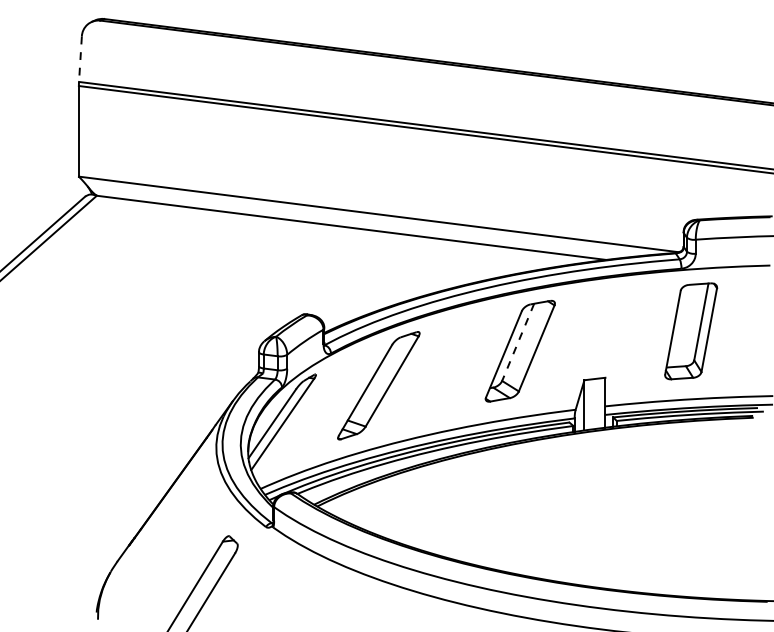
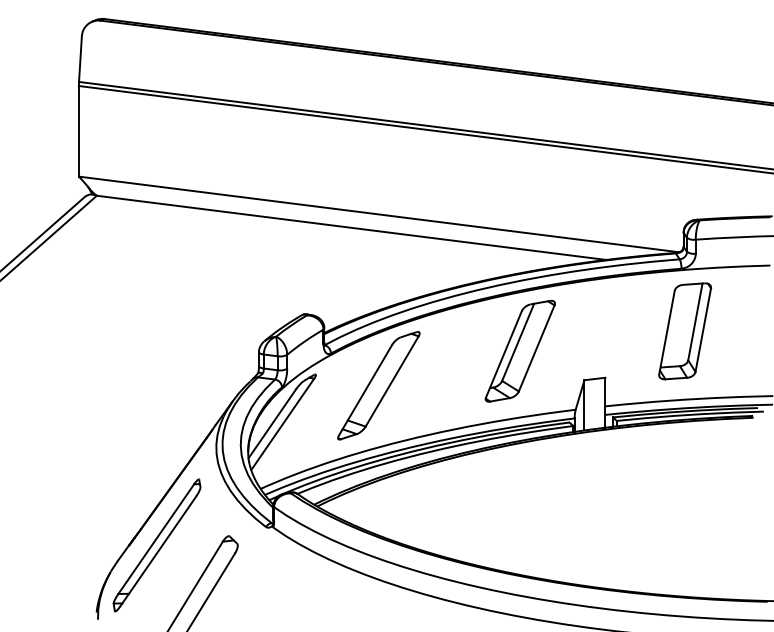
line: dashed -> solid (80, 59)
part position: (691, 331) -> (685, 331) (685, 331)
line: dashed -> solid (518, 342)
part: none -> present (156, 545)
